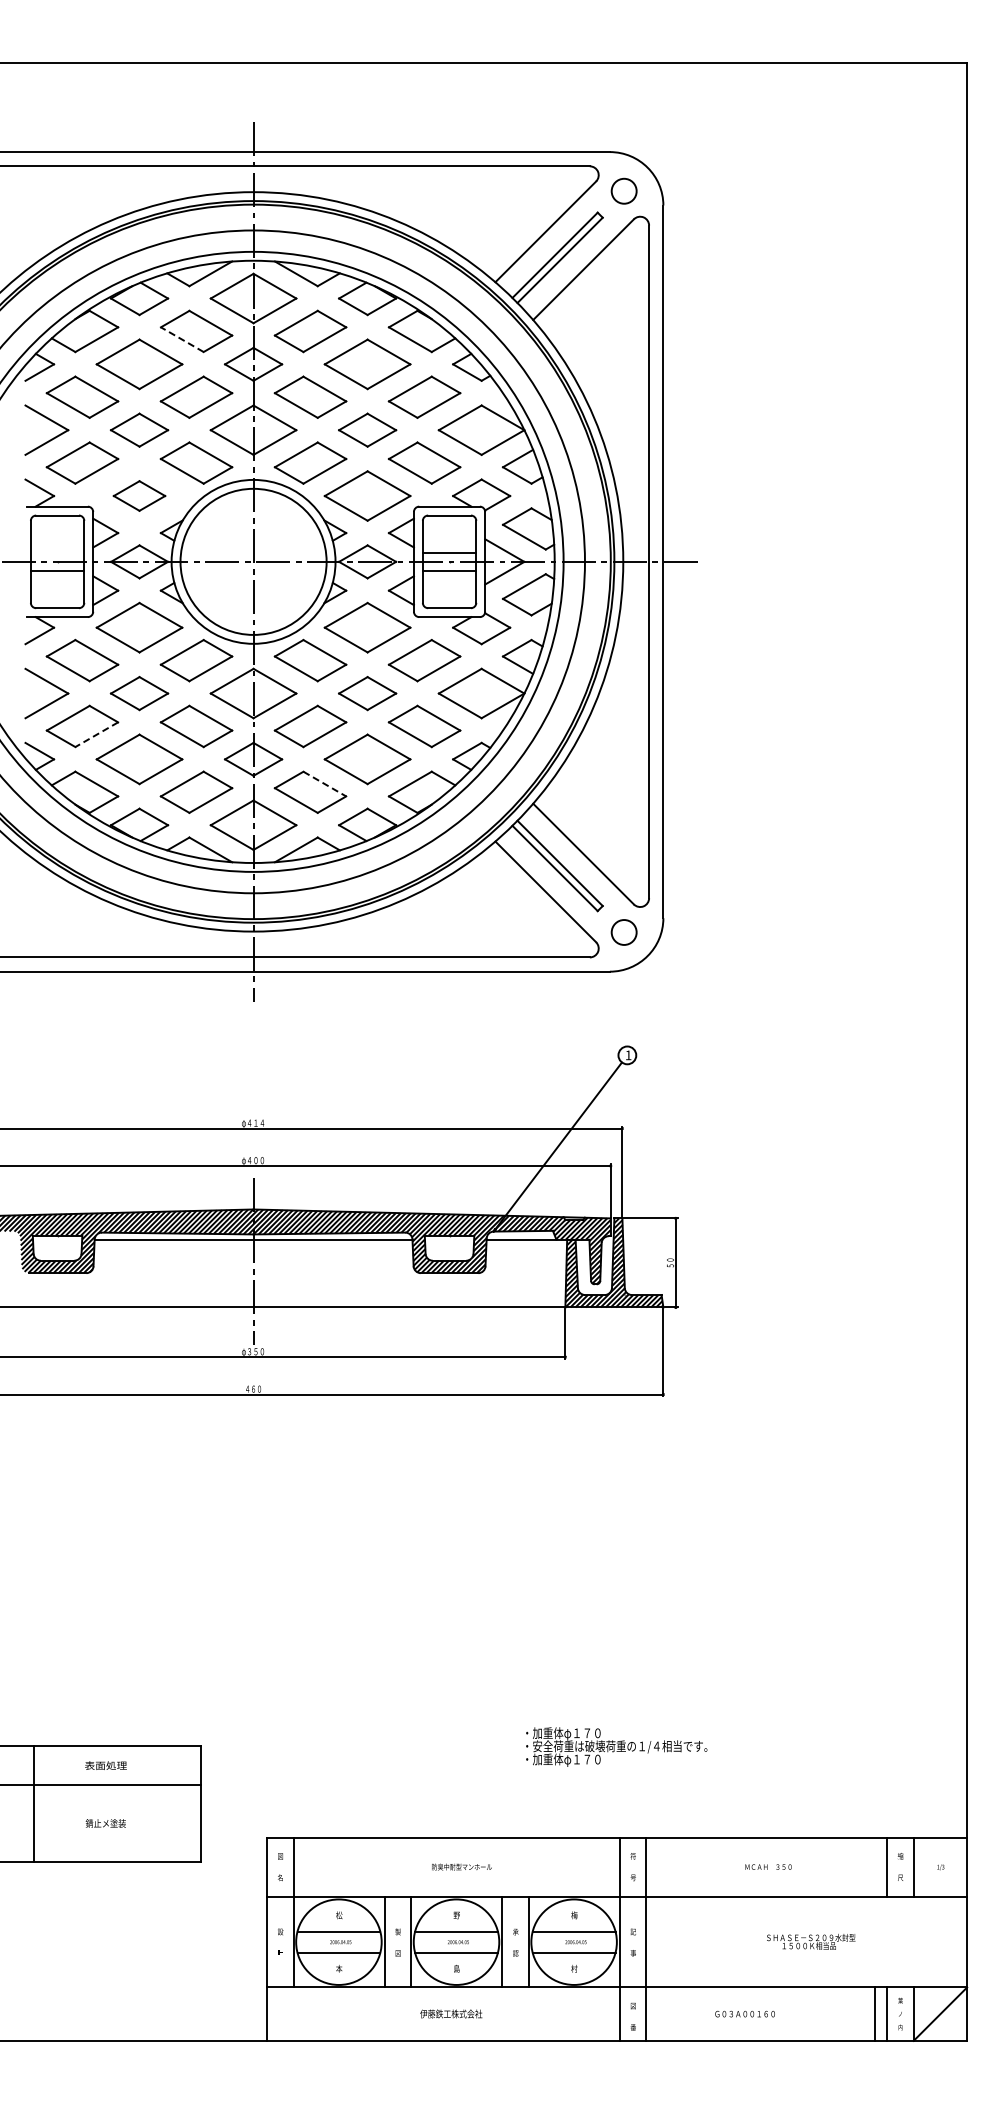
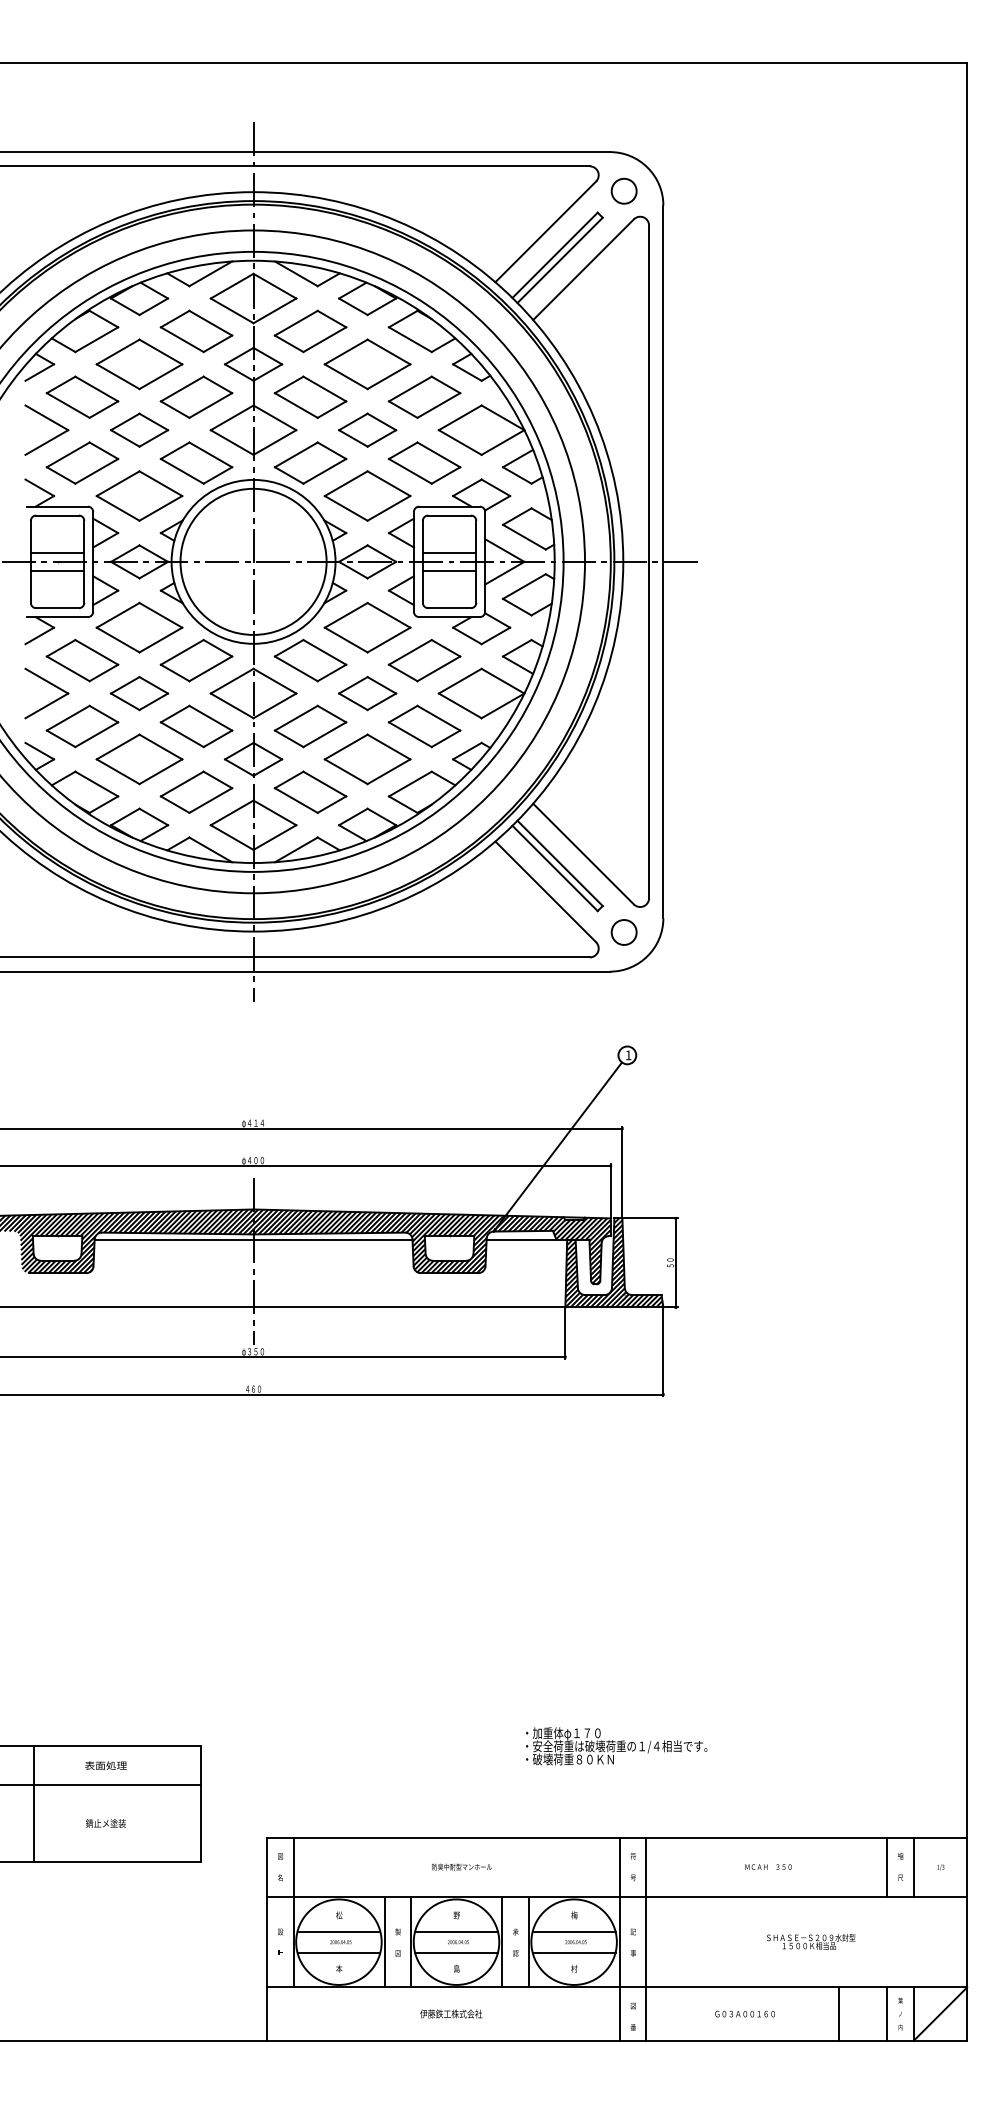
line: dashed -> solid (182, 339)
part size: 55x32 px -> 89x52 px (139, 495)
line: none -> present (57, 552)
line: dashed -> solid (96, 734)
line: dashed -> solid (324, 784)
text: ・加重体φ１７０ -> ・破壊荷重８０ＫＮ (572, 1759)
line position: (874, 2013) -> (838, 2013) (838, 2013)
